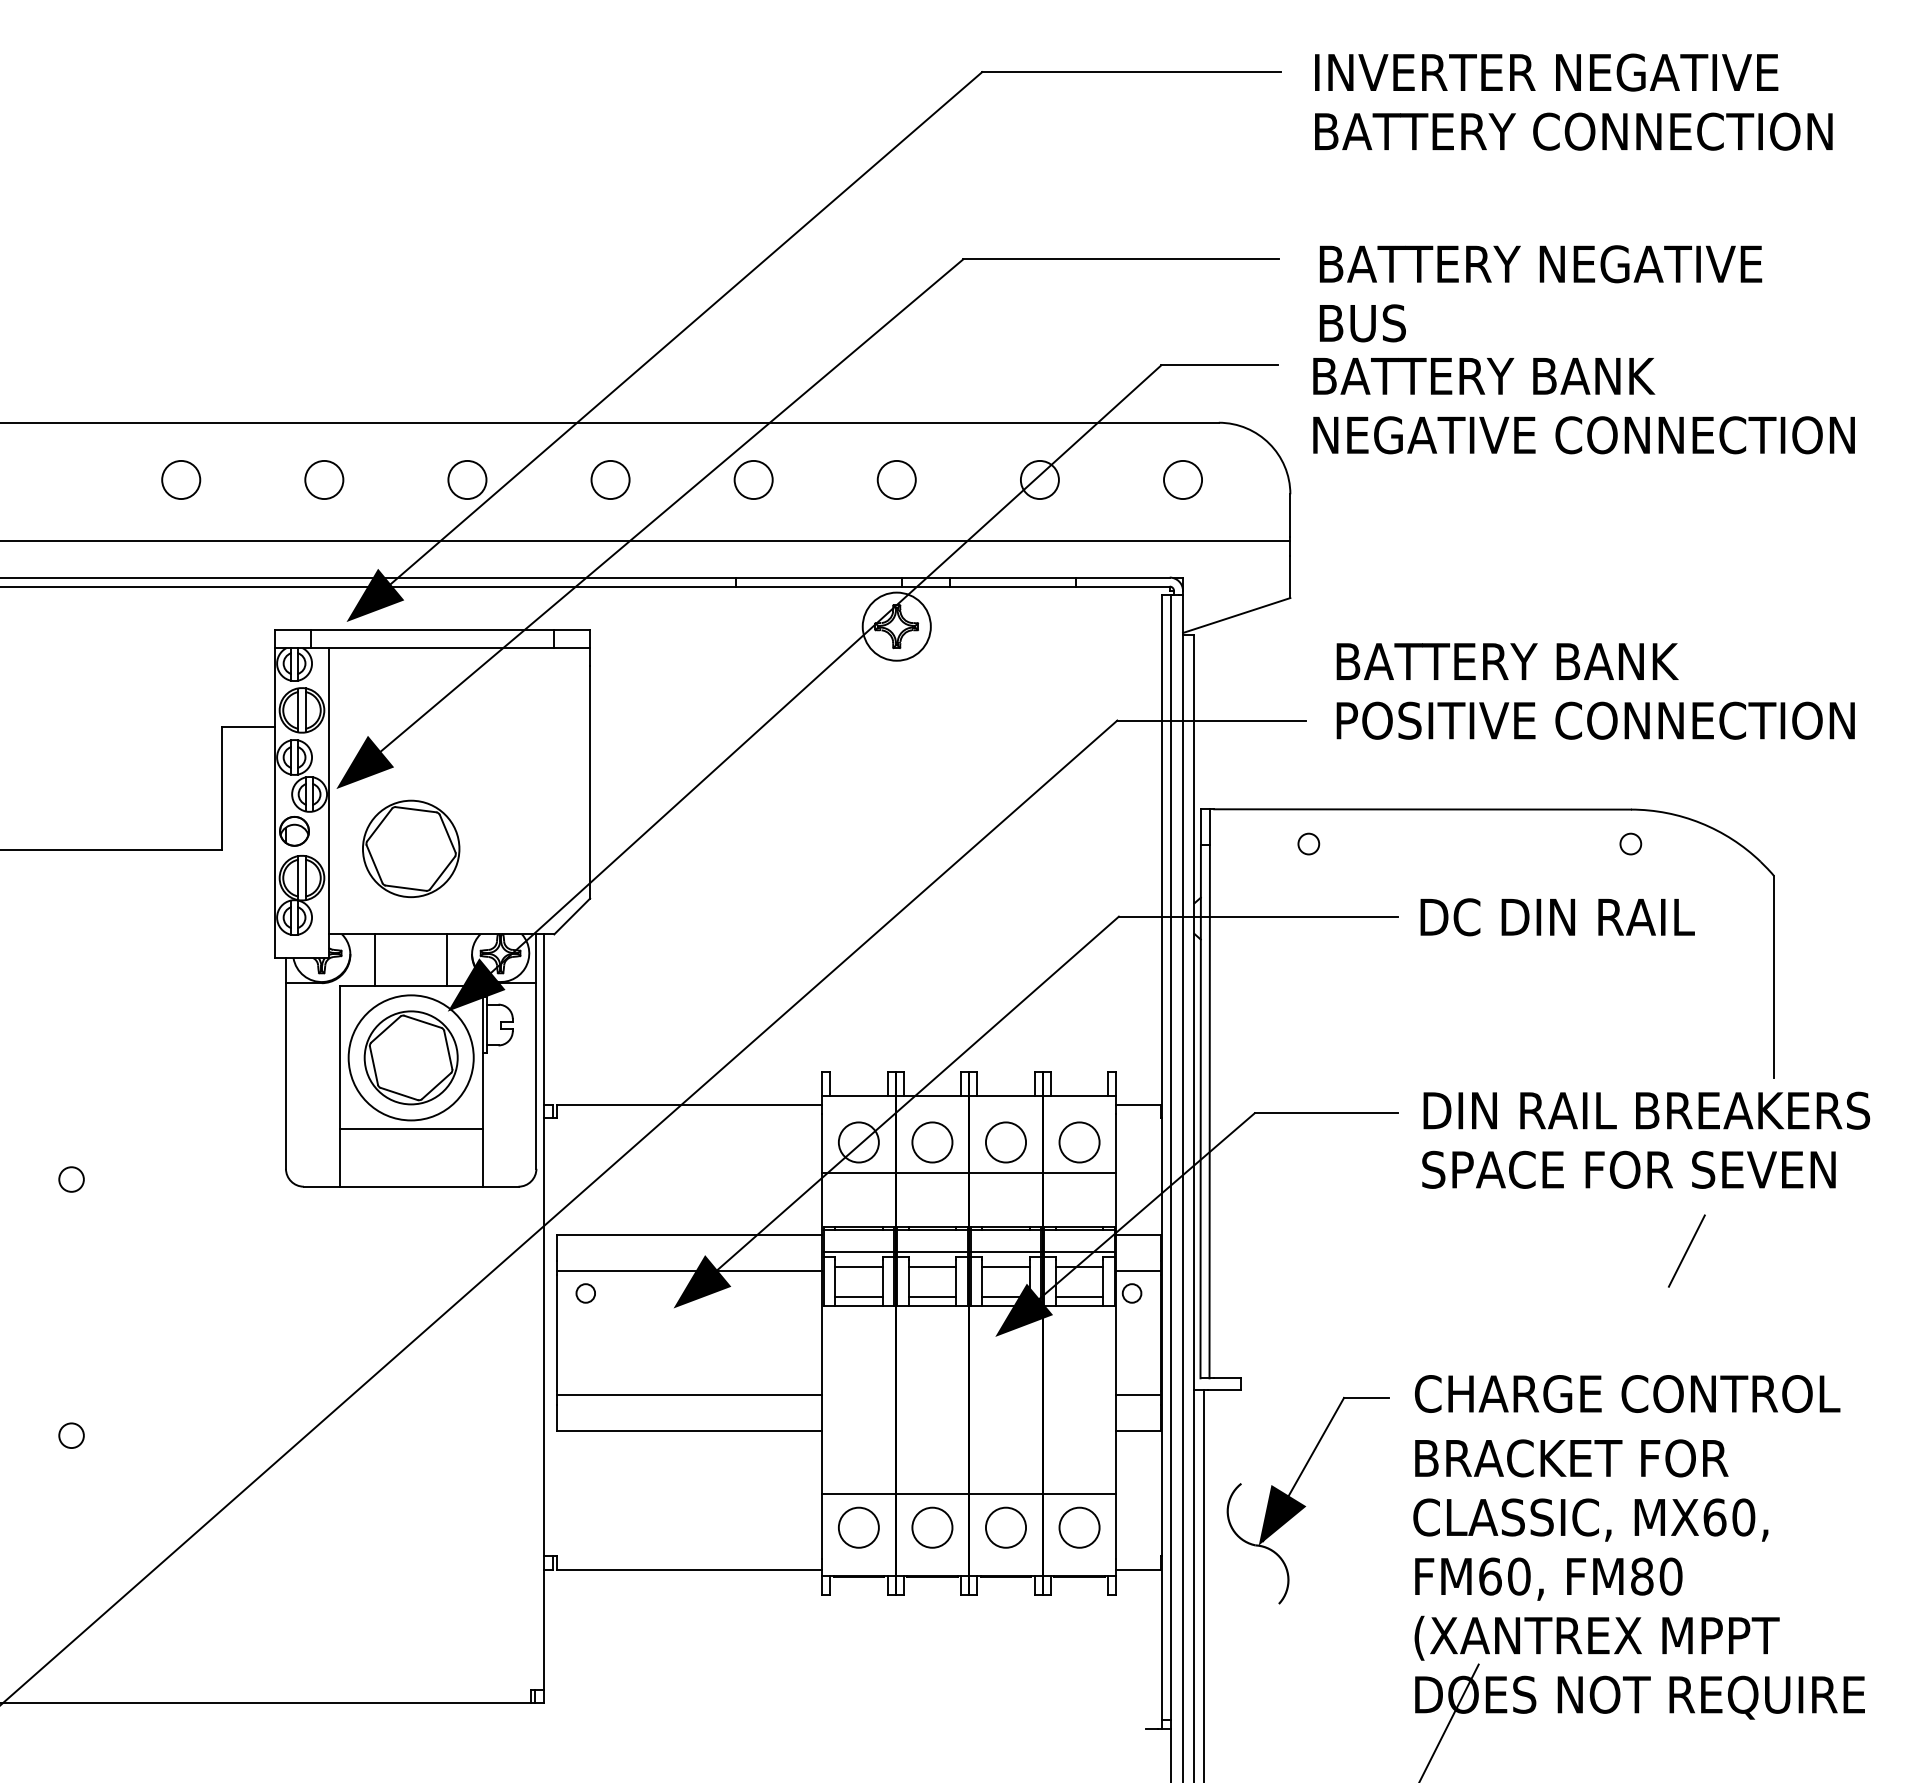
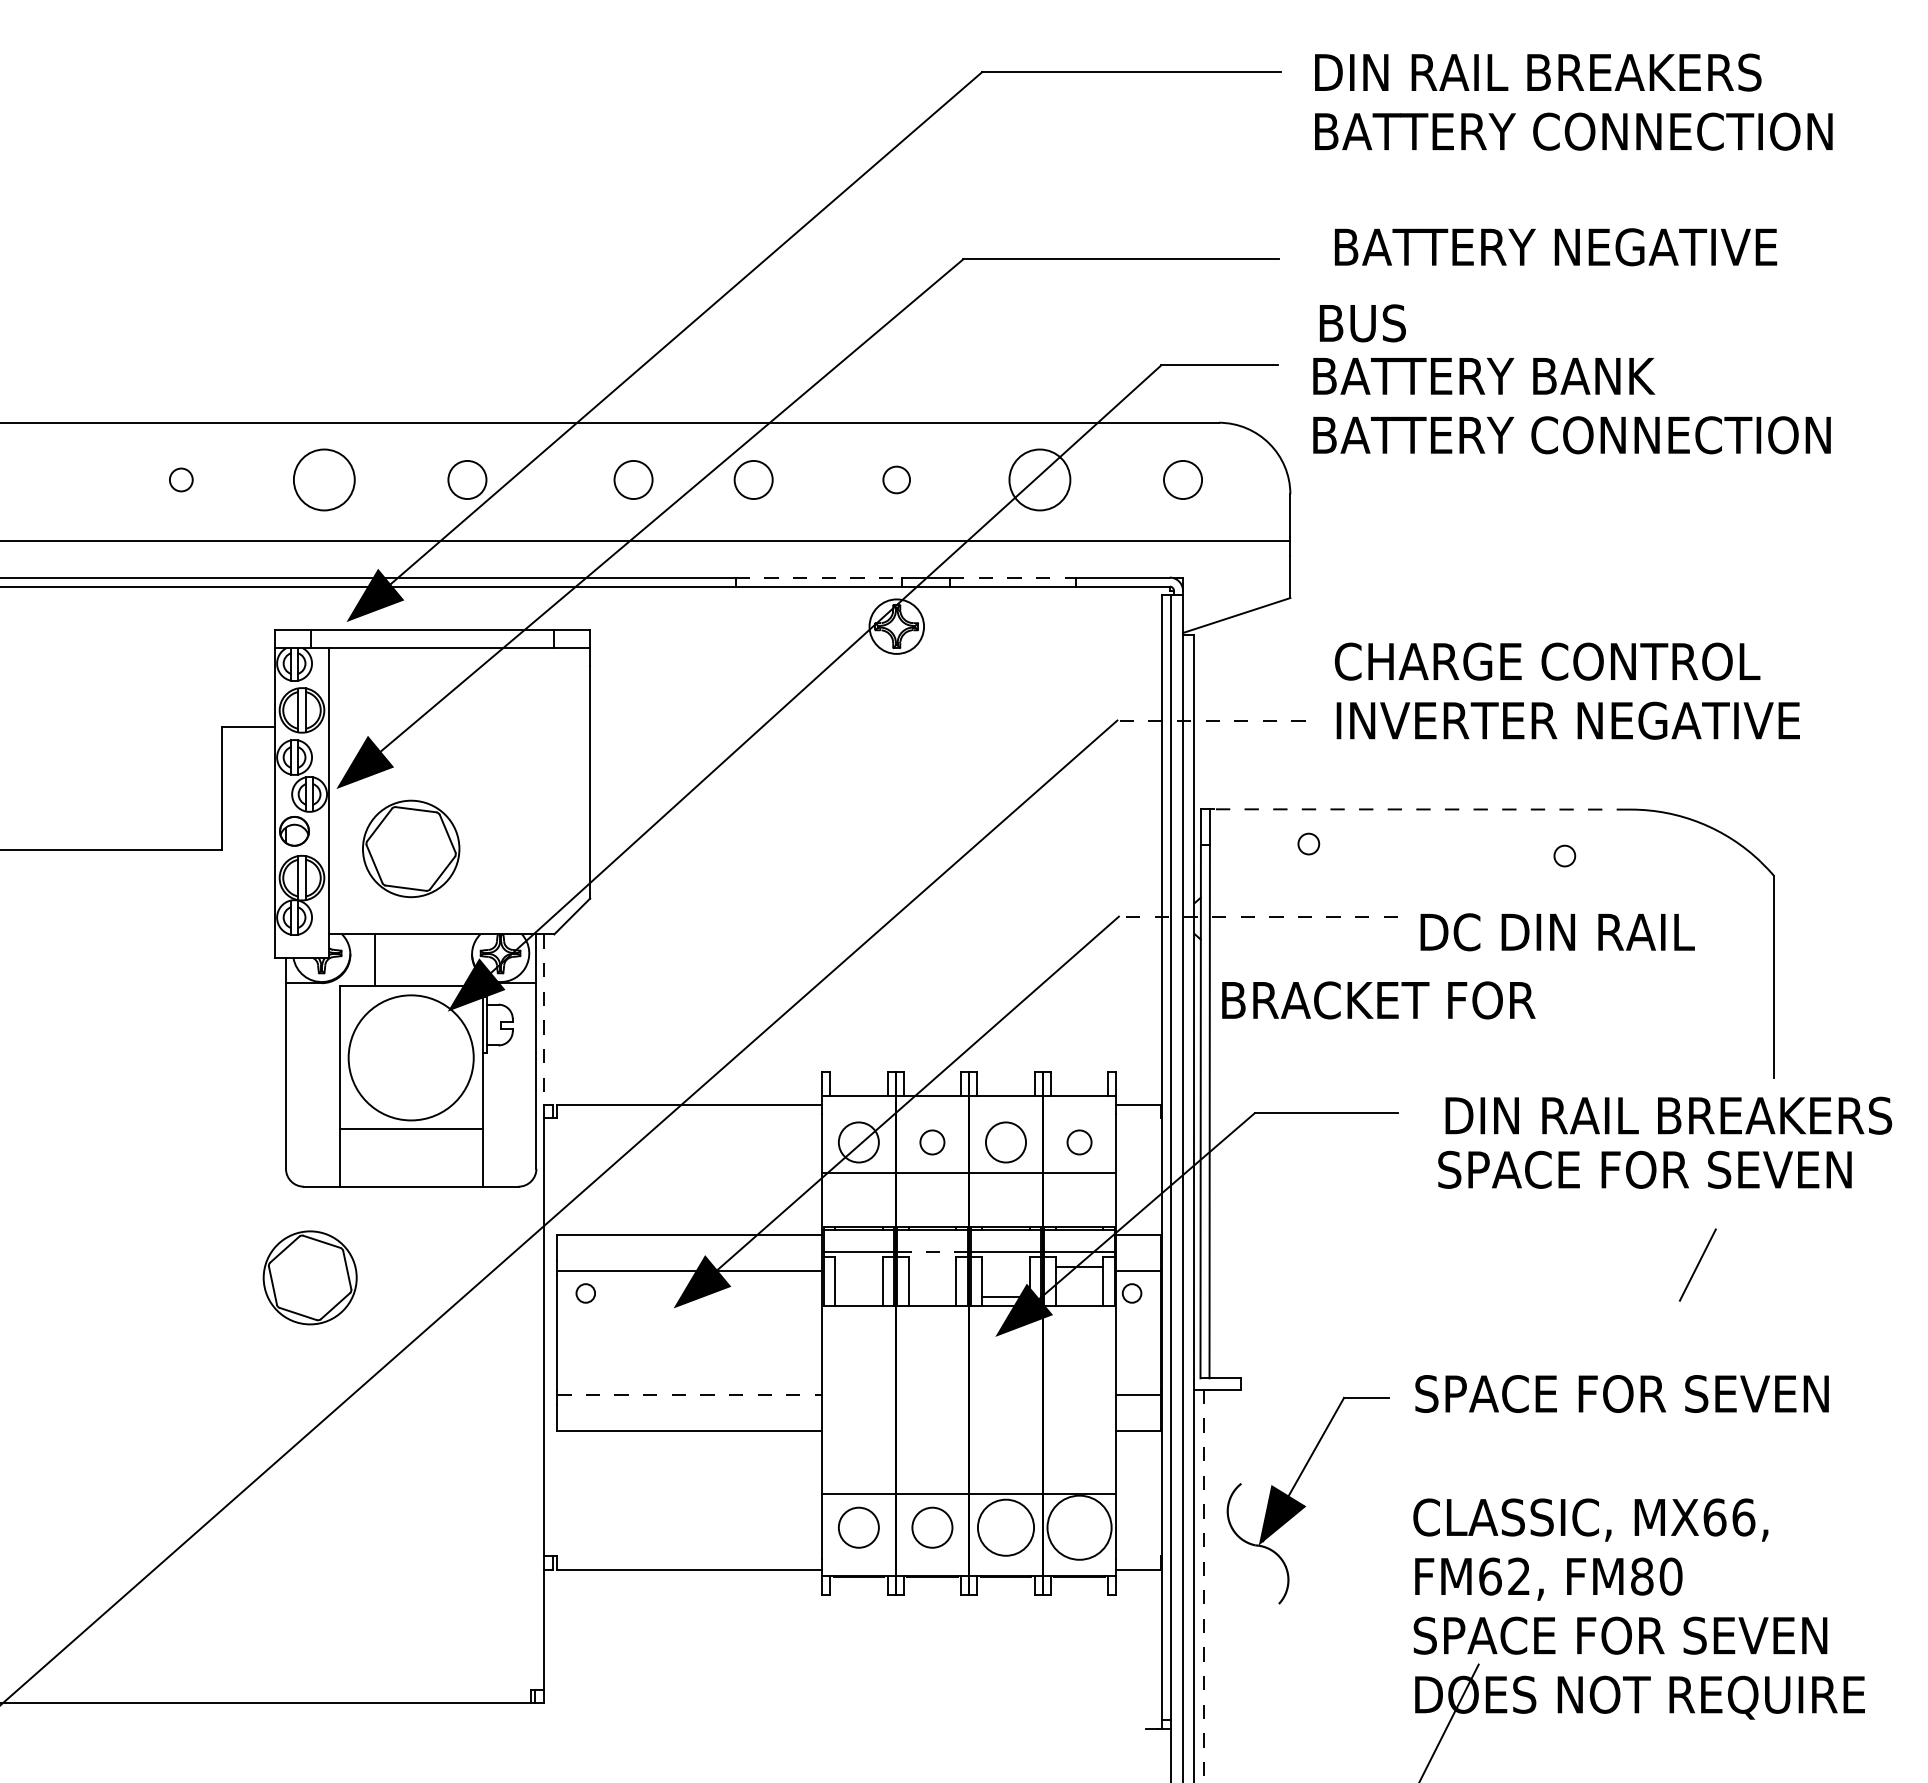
text: INVERTER NEGATIVE -> DIN RAIL BREAKERS (1548, 72)
text position: (1541, 264) -> (1556, 247) (1556, 247)
text: NEGATIVE CONNECTION -> BATTERY CONNECTION (1585, 435)
circle size: 41x40 px -> 25x26 px (181, 479)
circle diameter: 38 px -> 61 px (323, 479)
circle position: (610, 479) -> (633, 479) (633, 479)
circle size: 41x40 px -> 29x30 px (896, 479)
circle diameter: 38 px -> 61 px (1039, 479)
line: solid -> dashed (819, 577)
line: solid -> dashed (1012, 577)
circle diameter: 68 px -> 54 px (896, 626)
text: BATTERY BANK -> CHARGE CONTROL (1547, 661)
line: solid -> dashed (1211, 720)
text: POSITIVE CONNECTION -> INVERTER NEGATIVE (1597, 720)
line: solid -> dashed (1422, 809)
circle position: (1630, 843) -> (1564, 855) (1564, 855)
line: solid -> dashed (1258, 916)
text position: (1557, 917) -> (1557, 932) (1557, 932)
line: present -> none (446, 960)
line: solid -> dashed (543, 1019)
part position: (410, 1057) -> (309, 1277) (309, 1277)
text position: (1646, 1110) -> (1668, 1115) (1668, 1115)
circle diameter: 40 px -> 24 px (932, 1142)
circle diameter: 40 px -> 24 px (1079, 1142)
text position: (1628, 1169) -> (1644, 1169) (1644, 1169)
circle: present -> none (71, 1179)
line position: (1686, 1250) -> (1697, 1264) (1697, 1264)
line: solid -> dashed (933, 1251)
line: present -> none (858, 1267)
line: present -> none (932, 1267)
line: present -> none (1005, 1267)
line: present -> none (858, 1296)
line: present -> none (932, 1296)
line: present -> none (1079, 1296)
line: solid -> dashed (689, 1394)
text: CHARGE CONTROL -> SPACE FOR SEVEN (1627, 1394)
circle: present -> none (71, 1435)
text position: (1571, 1458) -> (1378, 1000) (1378, 1000)
text: MX60, -> MX66, (1743, 1517)
circle diameter: 40 px -> 56 px (1005, 1527)
circle diameter: 40 px -> 64 px (1079, 1527)
text: FM60, -> FM62, (1519, 1576)
line: solid -> dashed (1203, 1586)
text: (XANTREX MPPT -> SPACE FOR SEVEN (1620, 1637)
